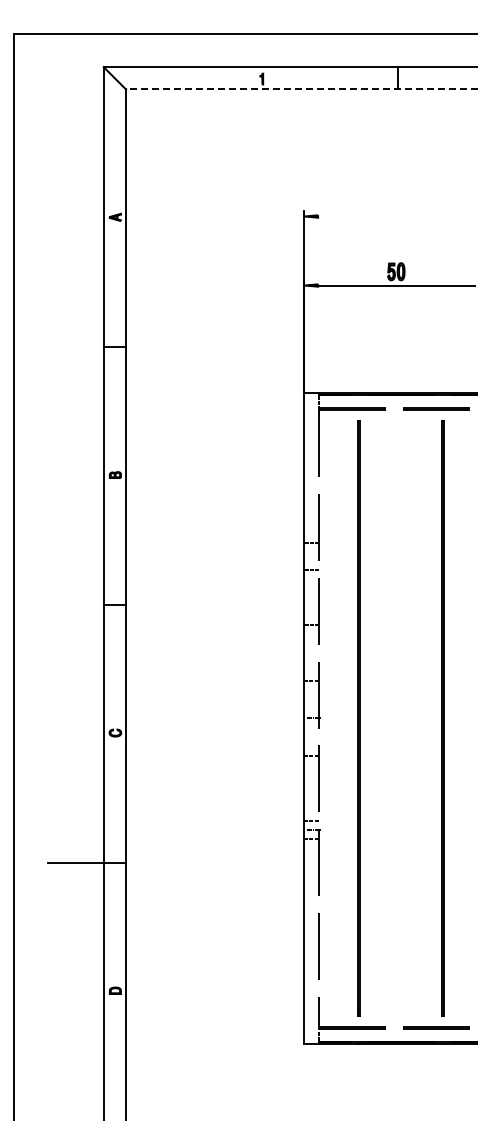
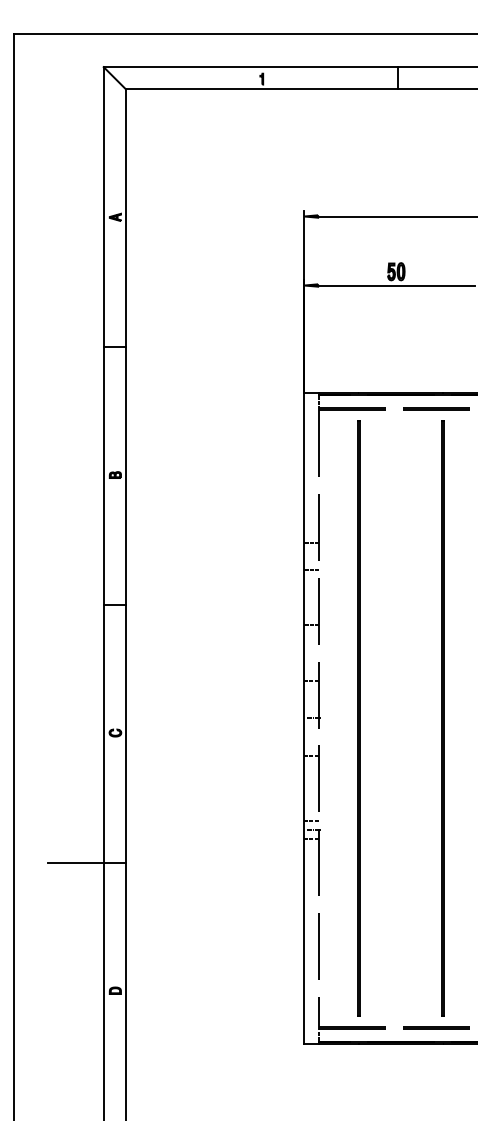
line: dashed -> solid (301, 89)
line: none -> present (396, 216)
